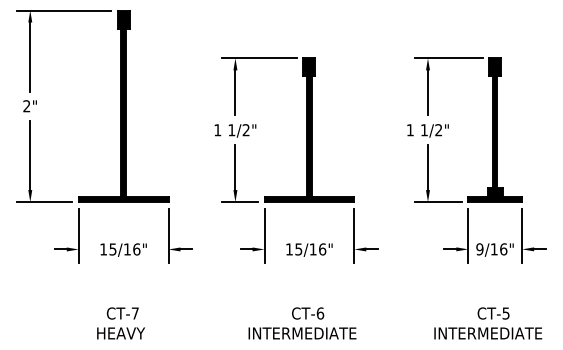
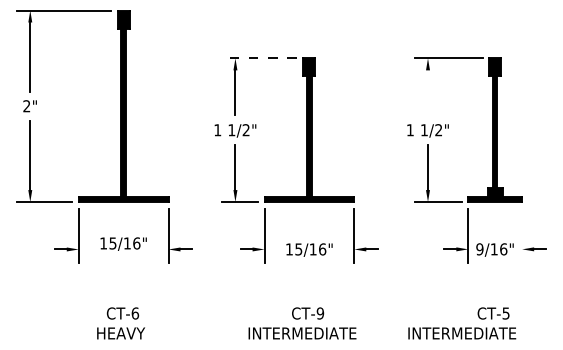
line: solid -> dashed (258, 58)
line: present -> none (428, 92)
line: present -> none (522, 235)
text position: (123, 249) -> (123, 243) (123, 243)
text: CT-7 -> CT-6 (135, 313)
text: CT-6 -> CT-9 (320, 313)
text position: (488, 333) -> (462, 333) (462, 333)
